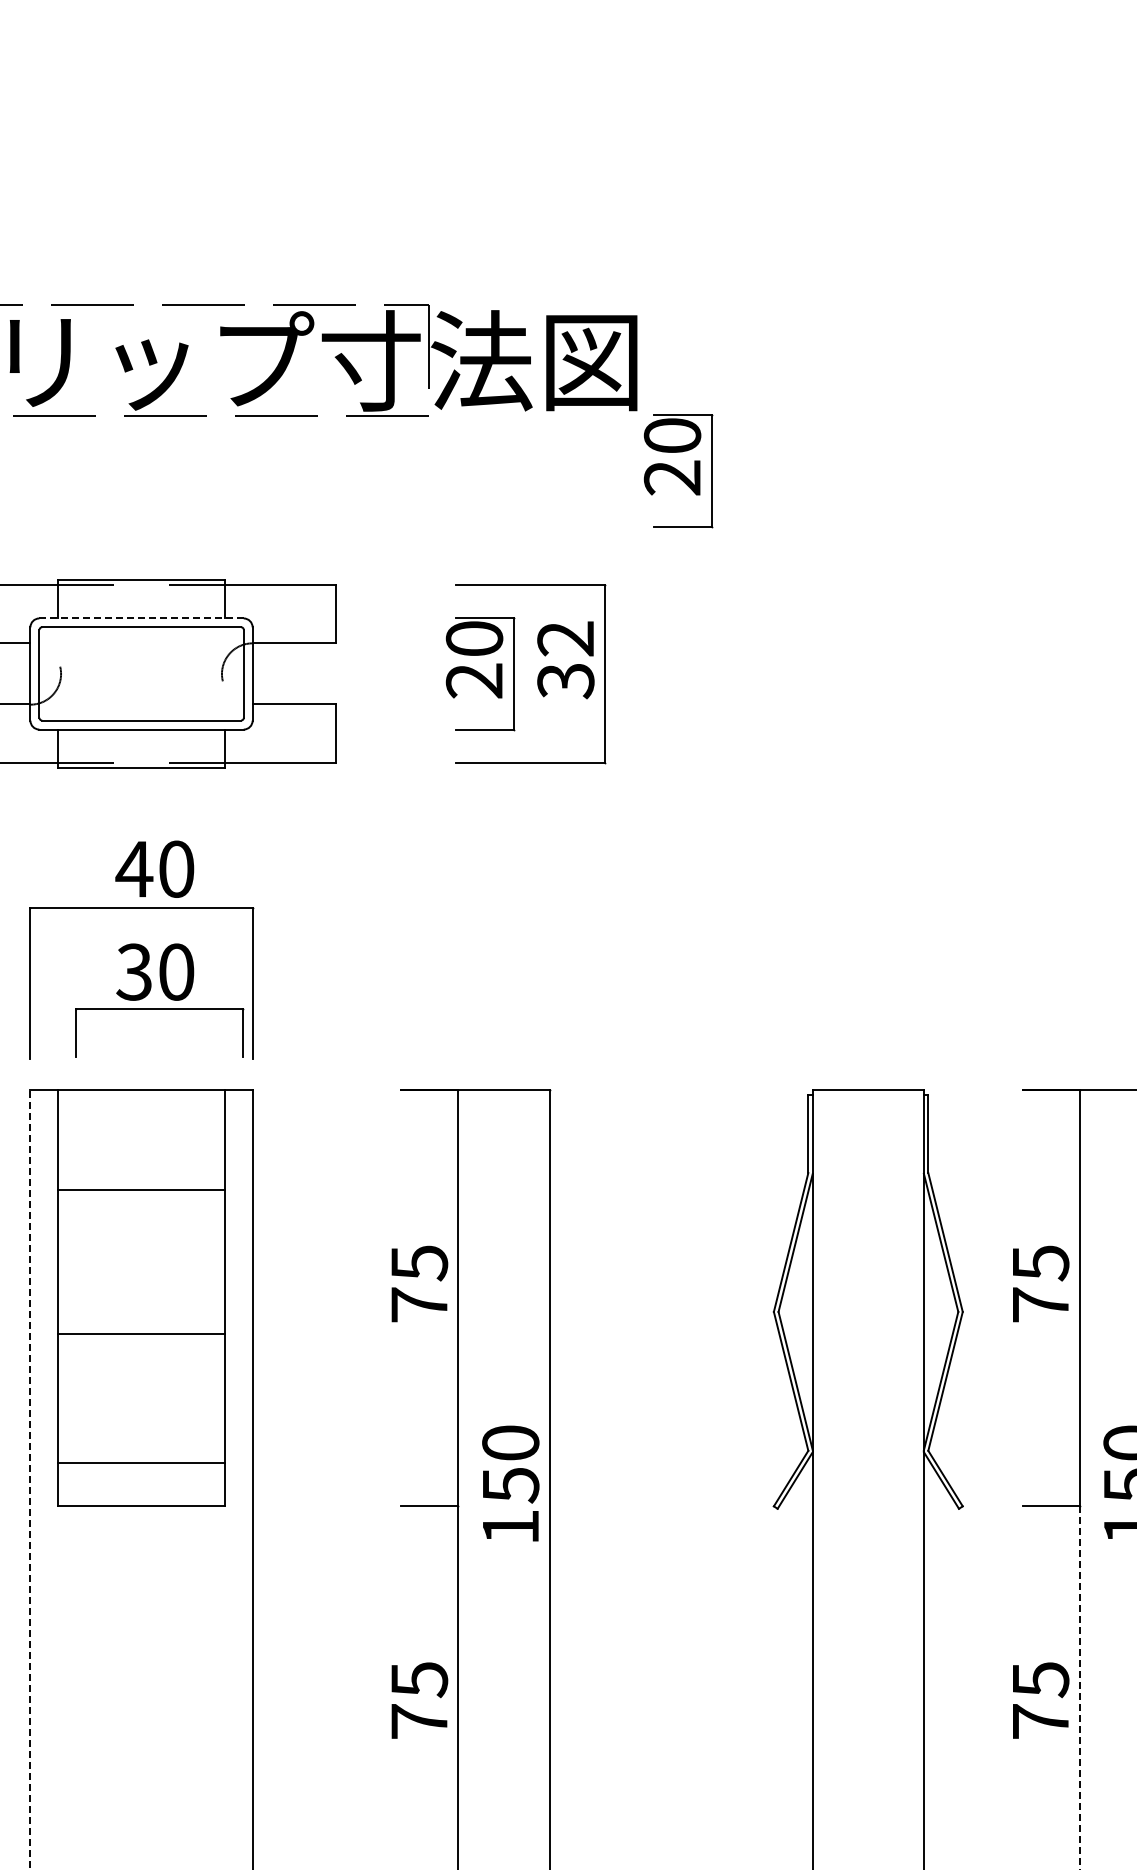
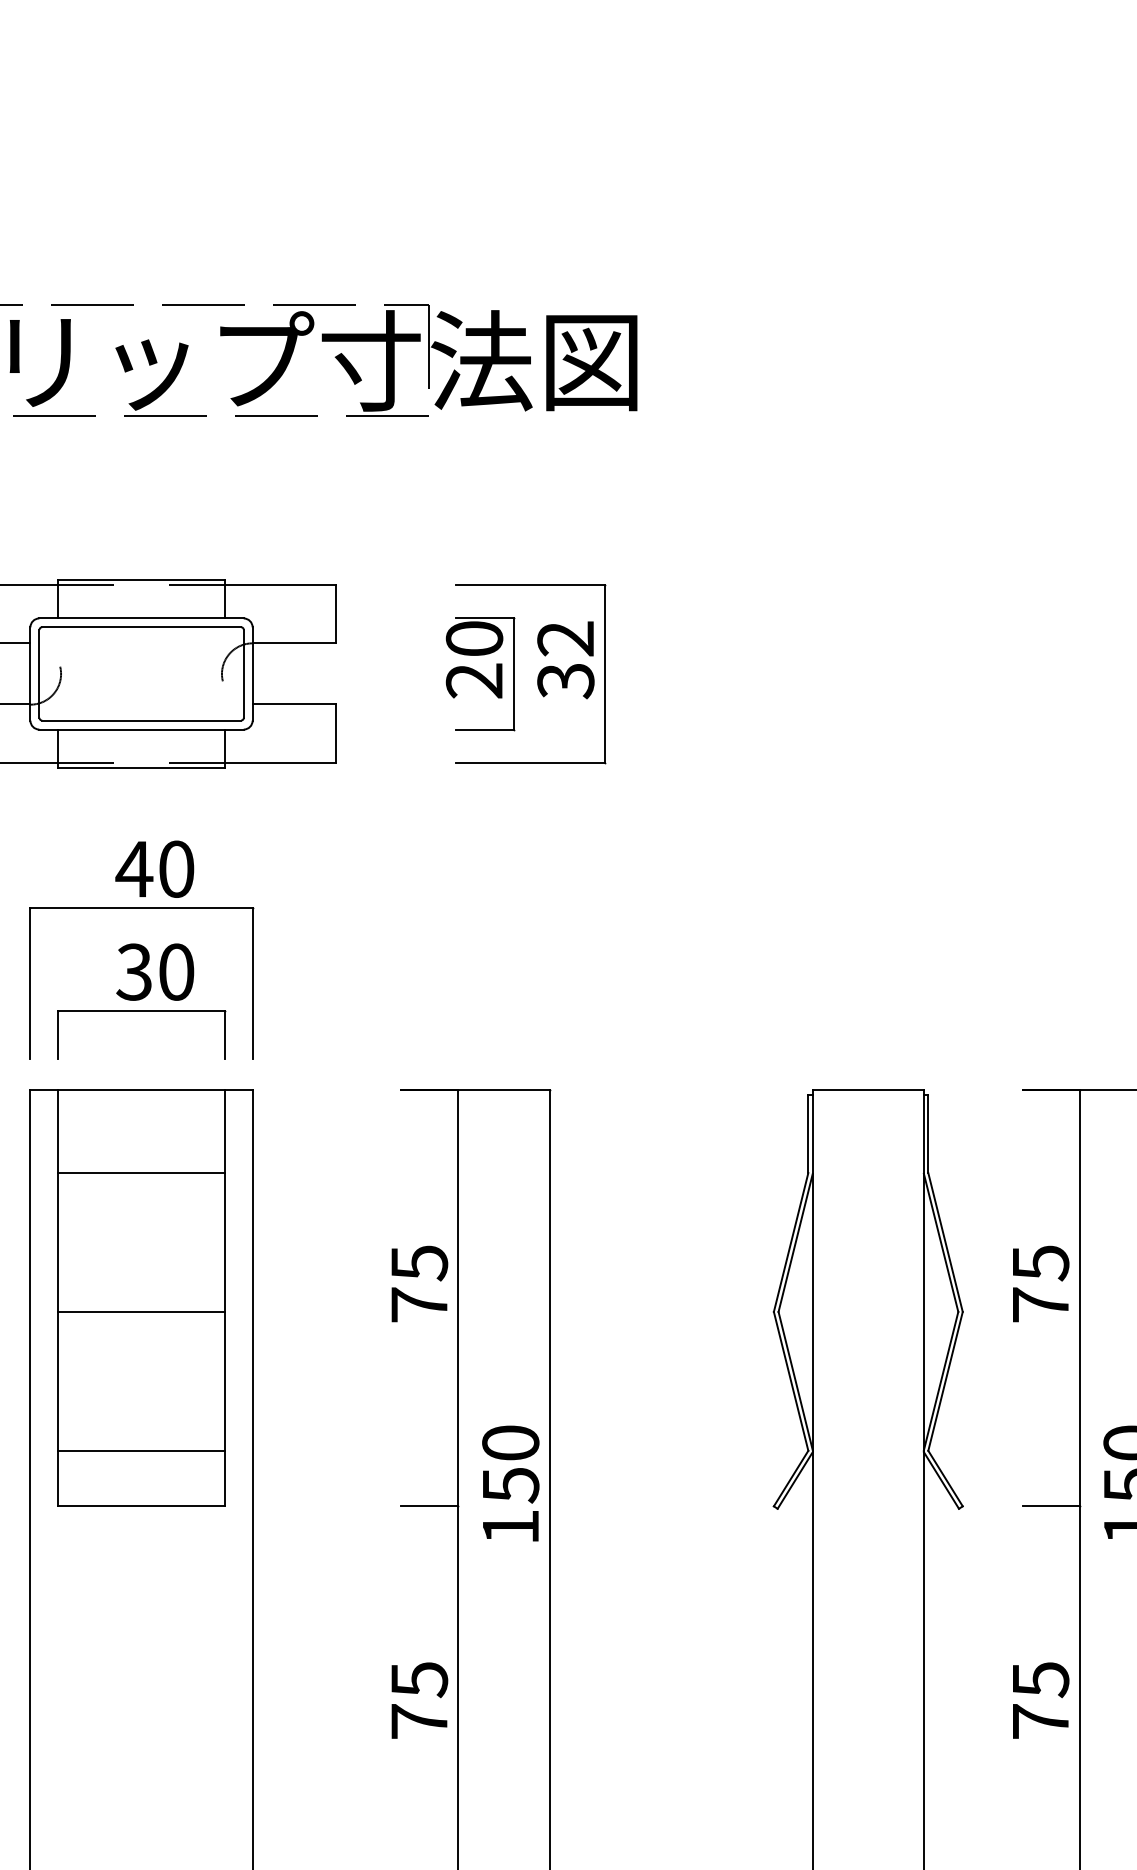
part: present -> none (678, 471)
line: dashed -> solid (141, 618)
part position: (159, 1009) -> (141, 1011) (141, 1011)
line position: (141, 1190) -> (141, 1173) (141, 1173)
line position: (141, 1333) -> (141, 1311) (141, 1311)
line position: (141, 1462) -> (141, 1450) (141, 1450)
line: dashed -> solid (30, 1479)
line: dashed -> solid (1079, 1688)
